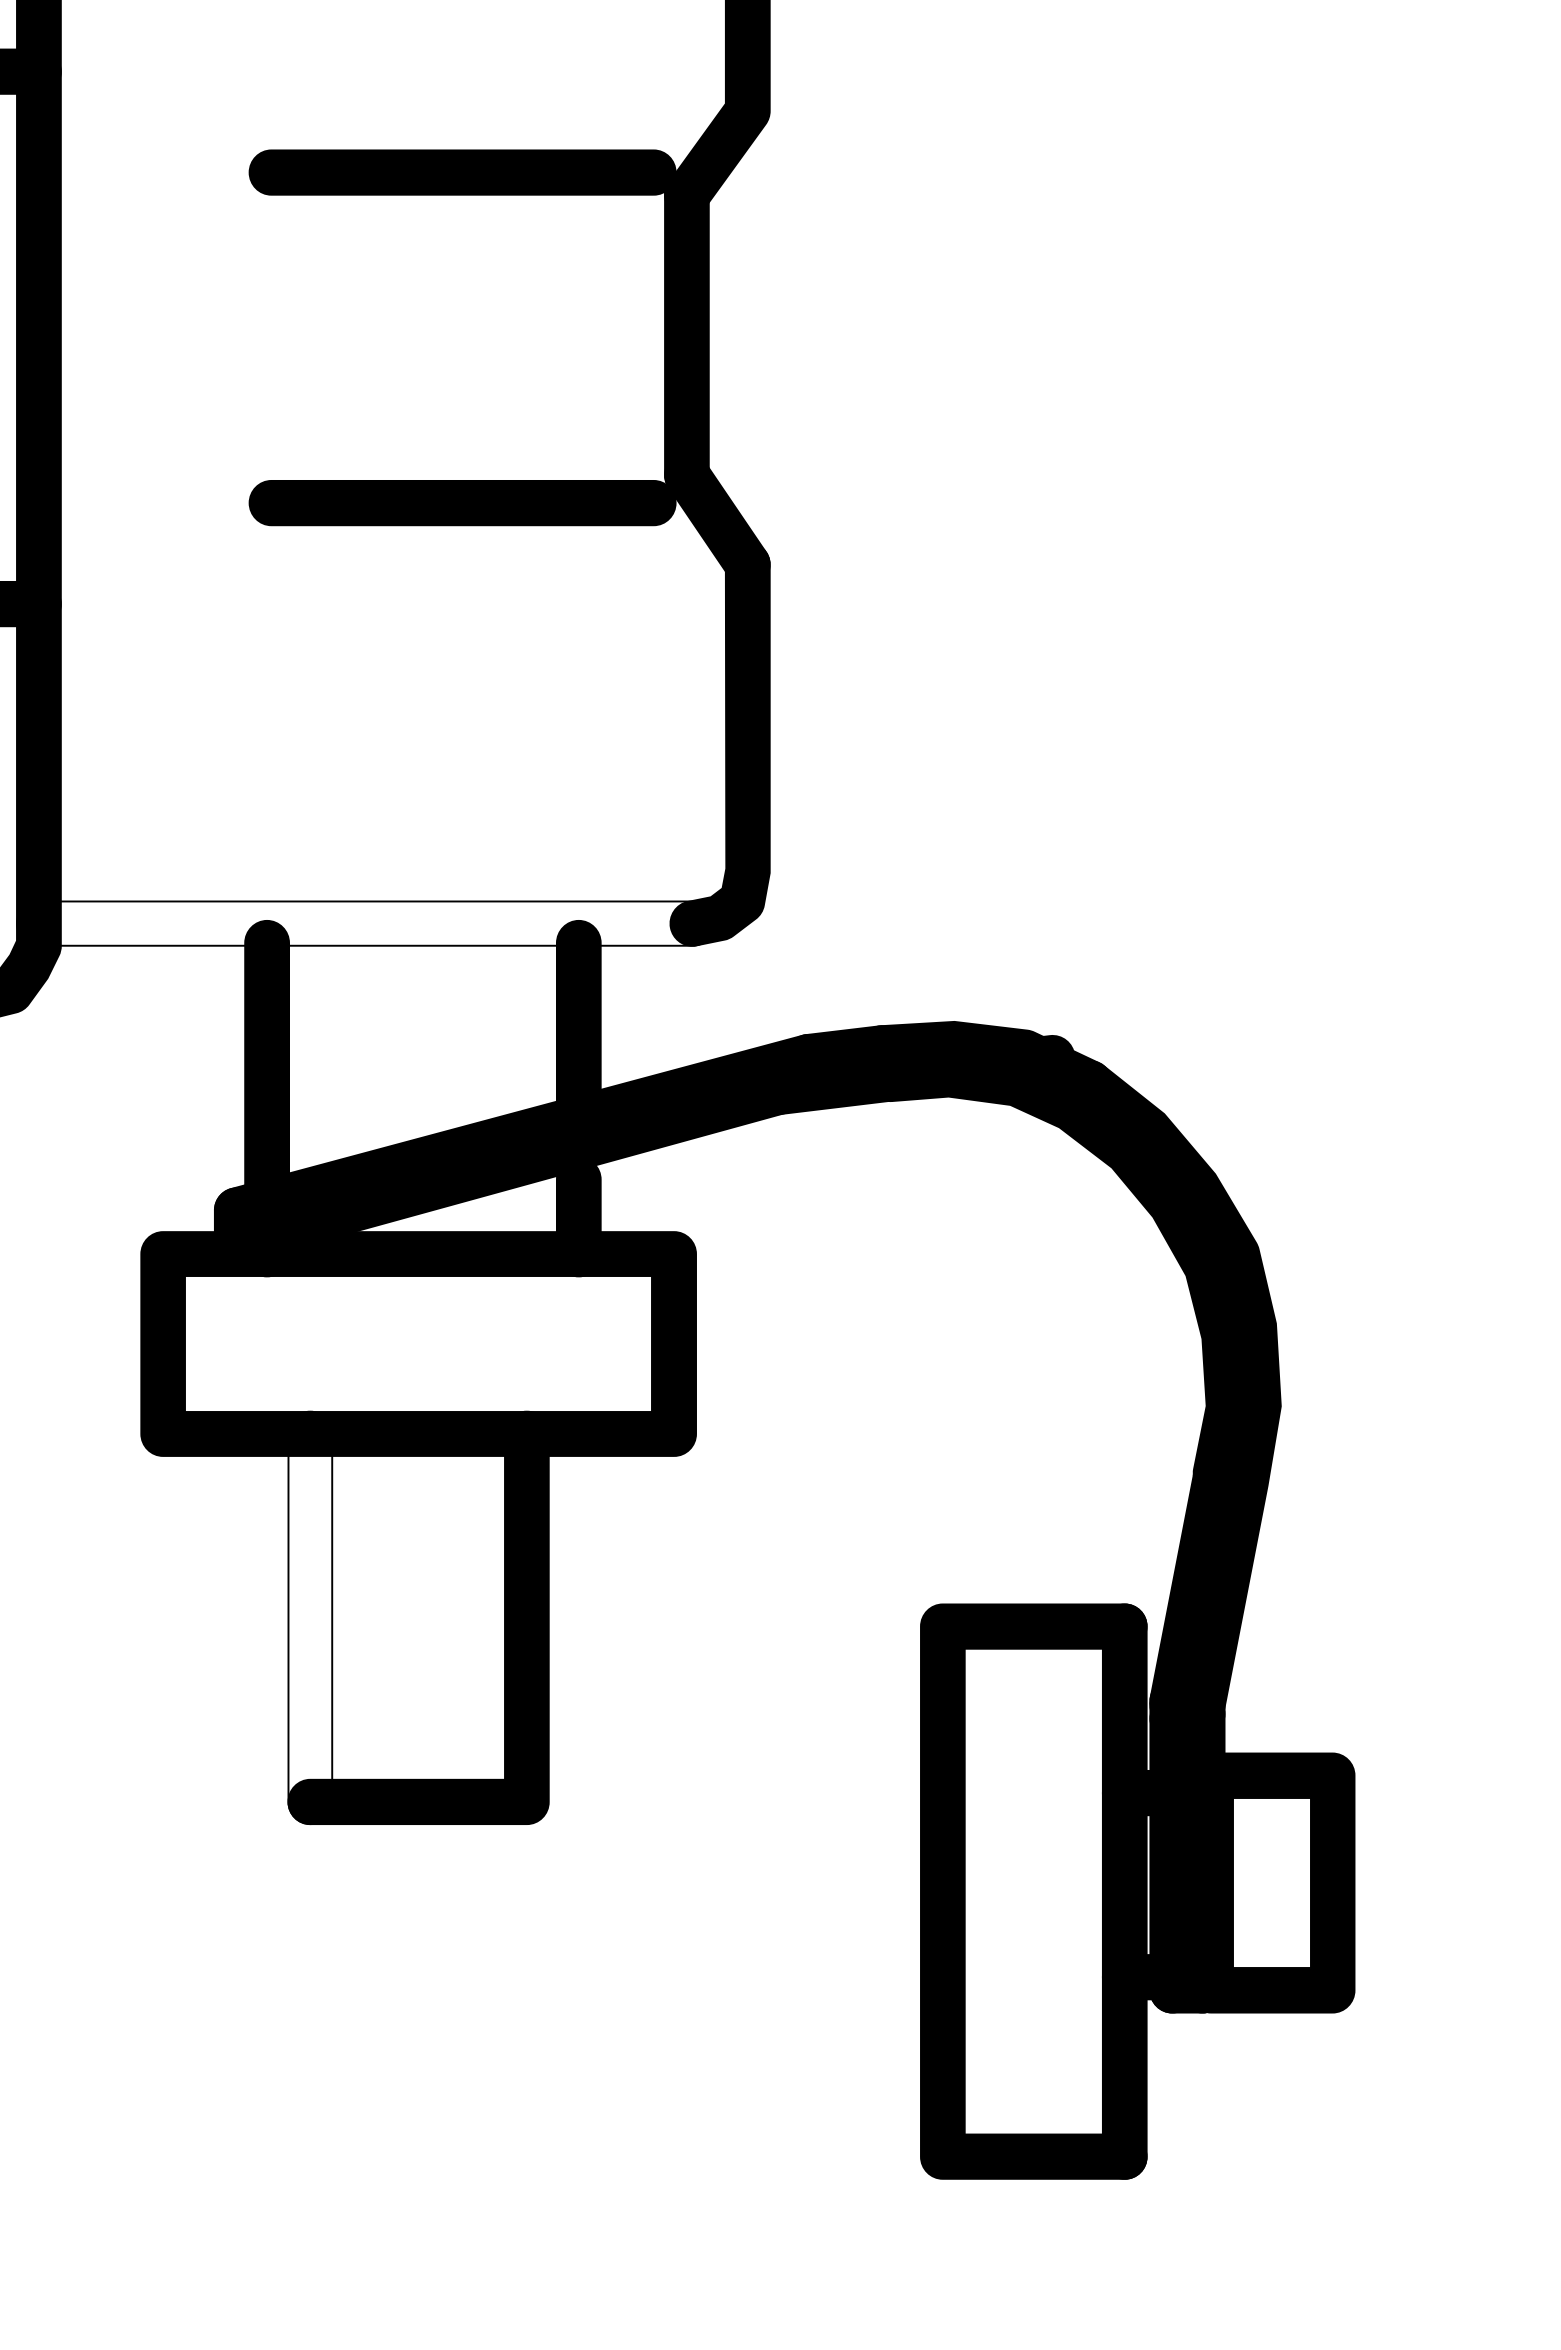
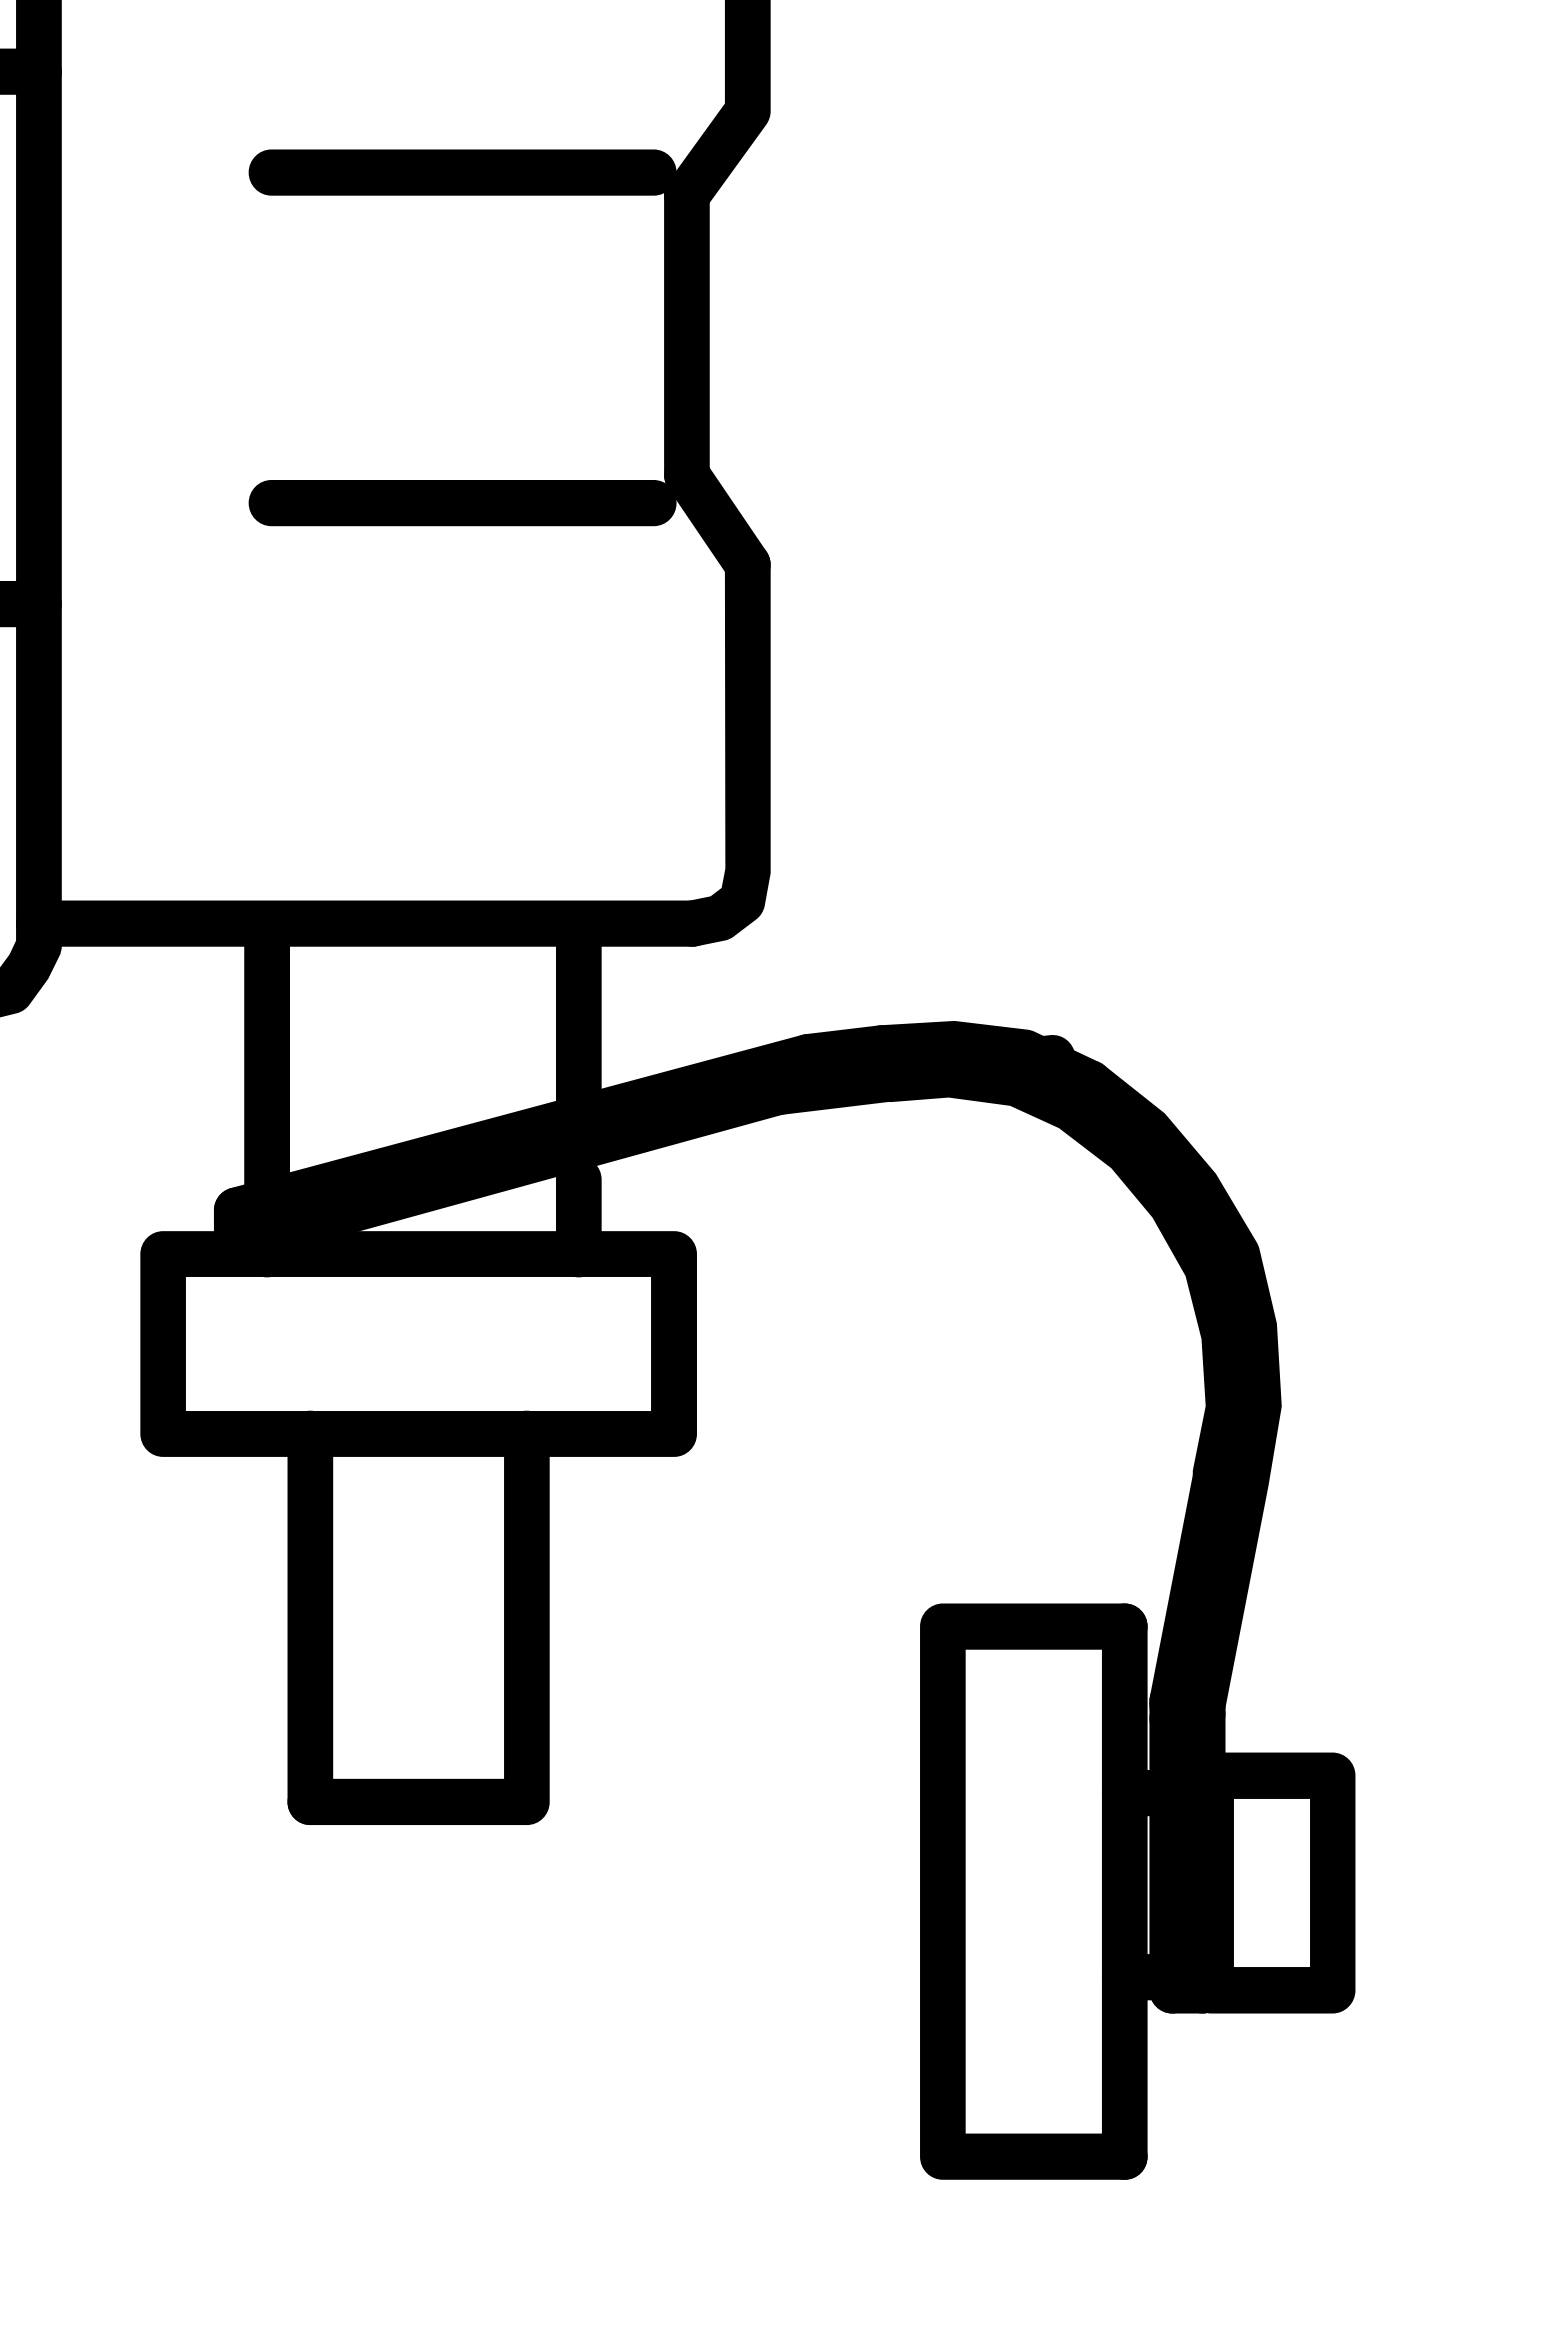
fill: none -> present (365, 923)
fill: none -> present (310, 1617)
